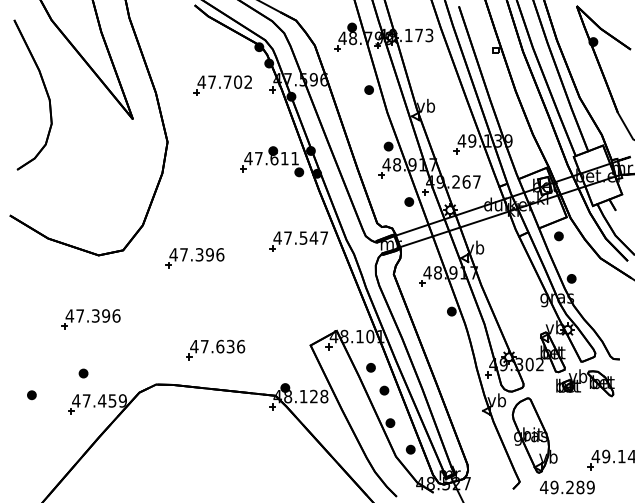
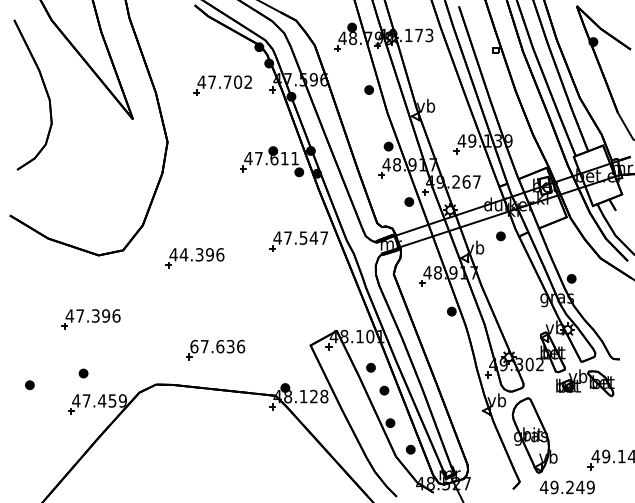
part position: (558, 236) -> (500, 236) (500, 236)
text: 47.396 -> 44.396 (183, 254)
text: 47.636 -> 67.636 (194, 346)
part position: (31, 395) -> (29, 385) (29, 385)
text: 49.289 -> 49.249 (580, 487)
